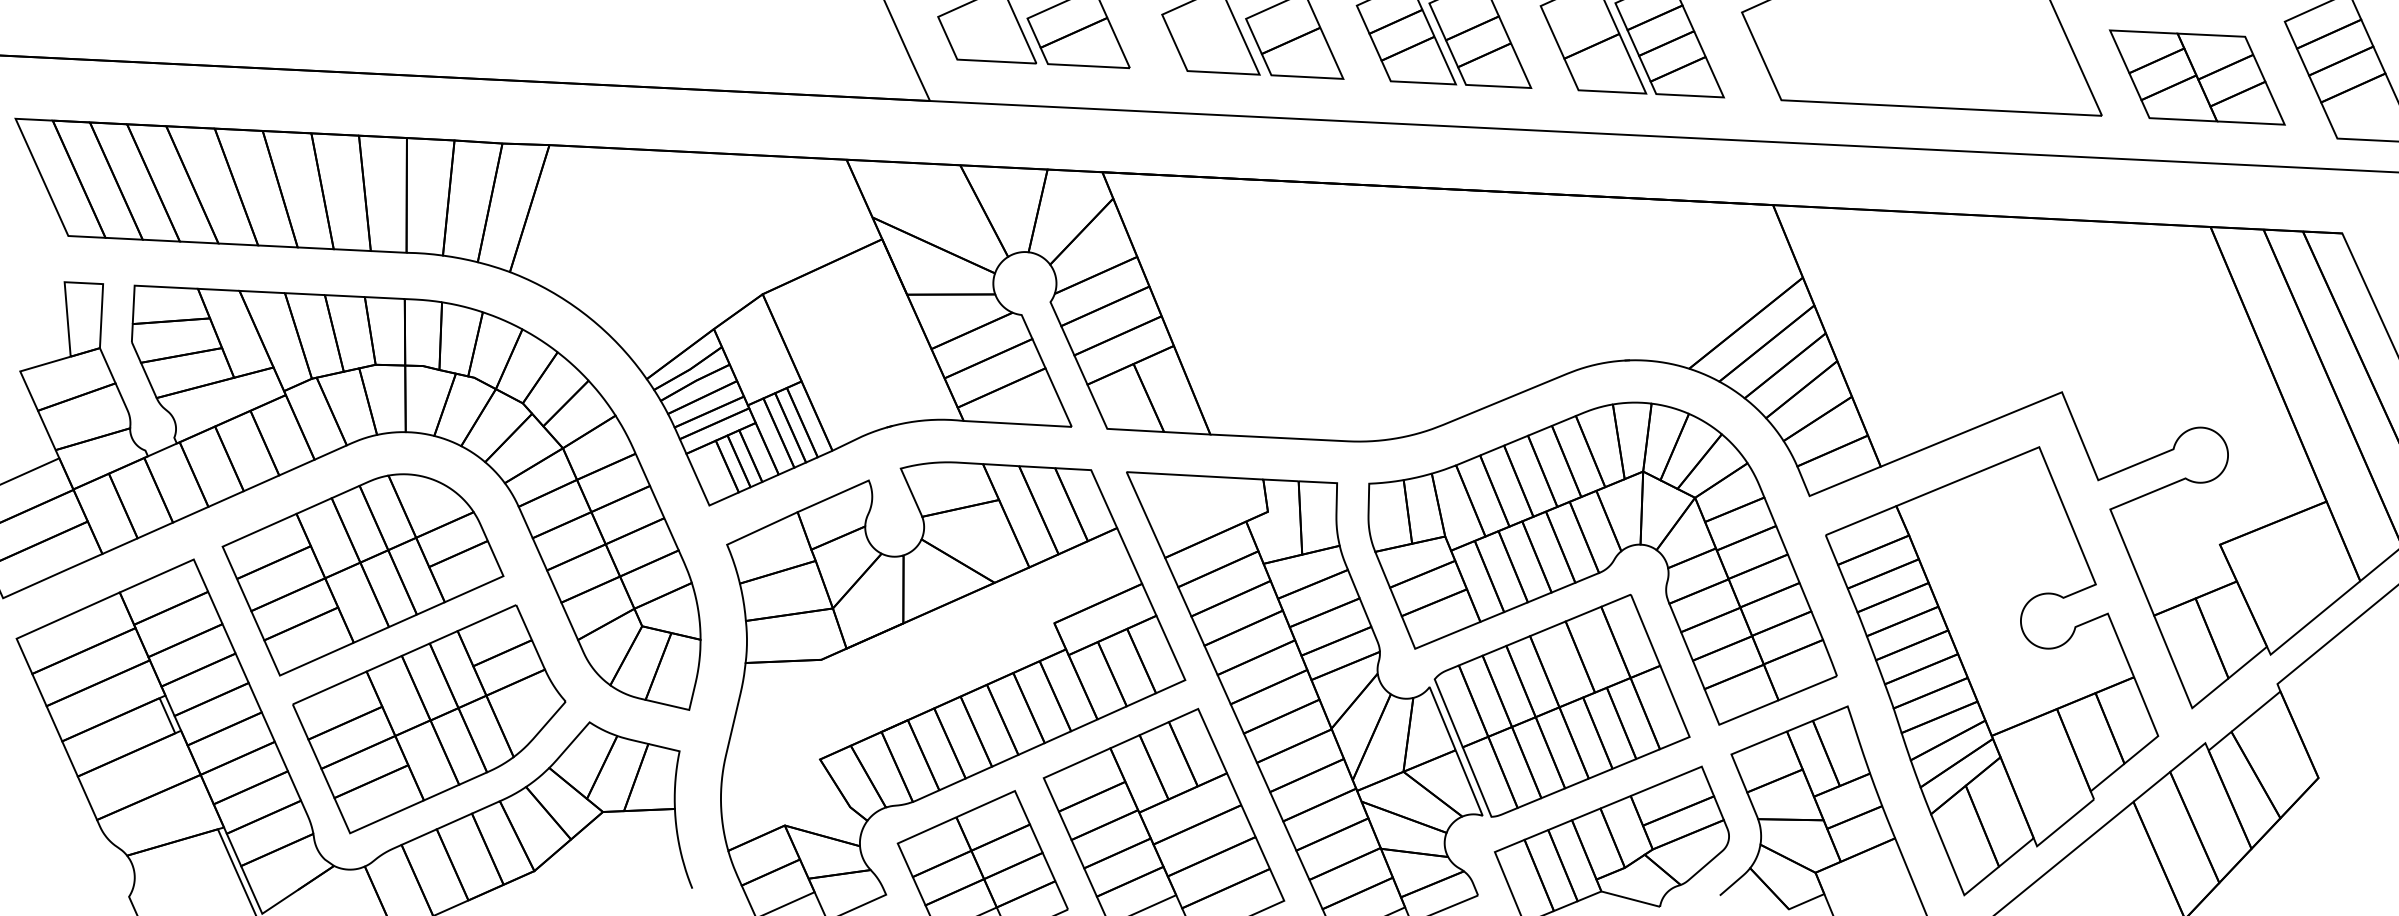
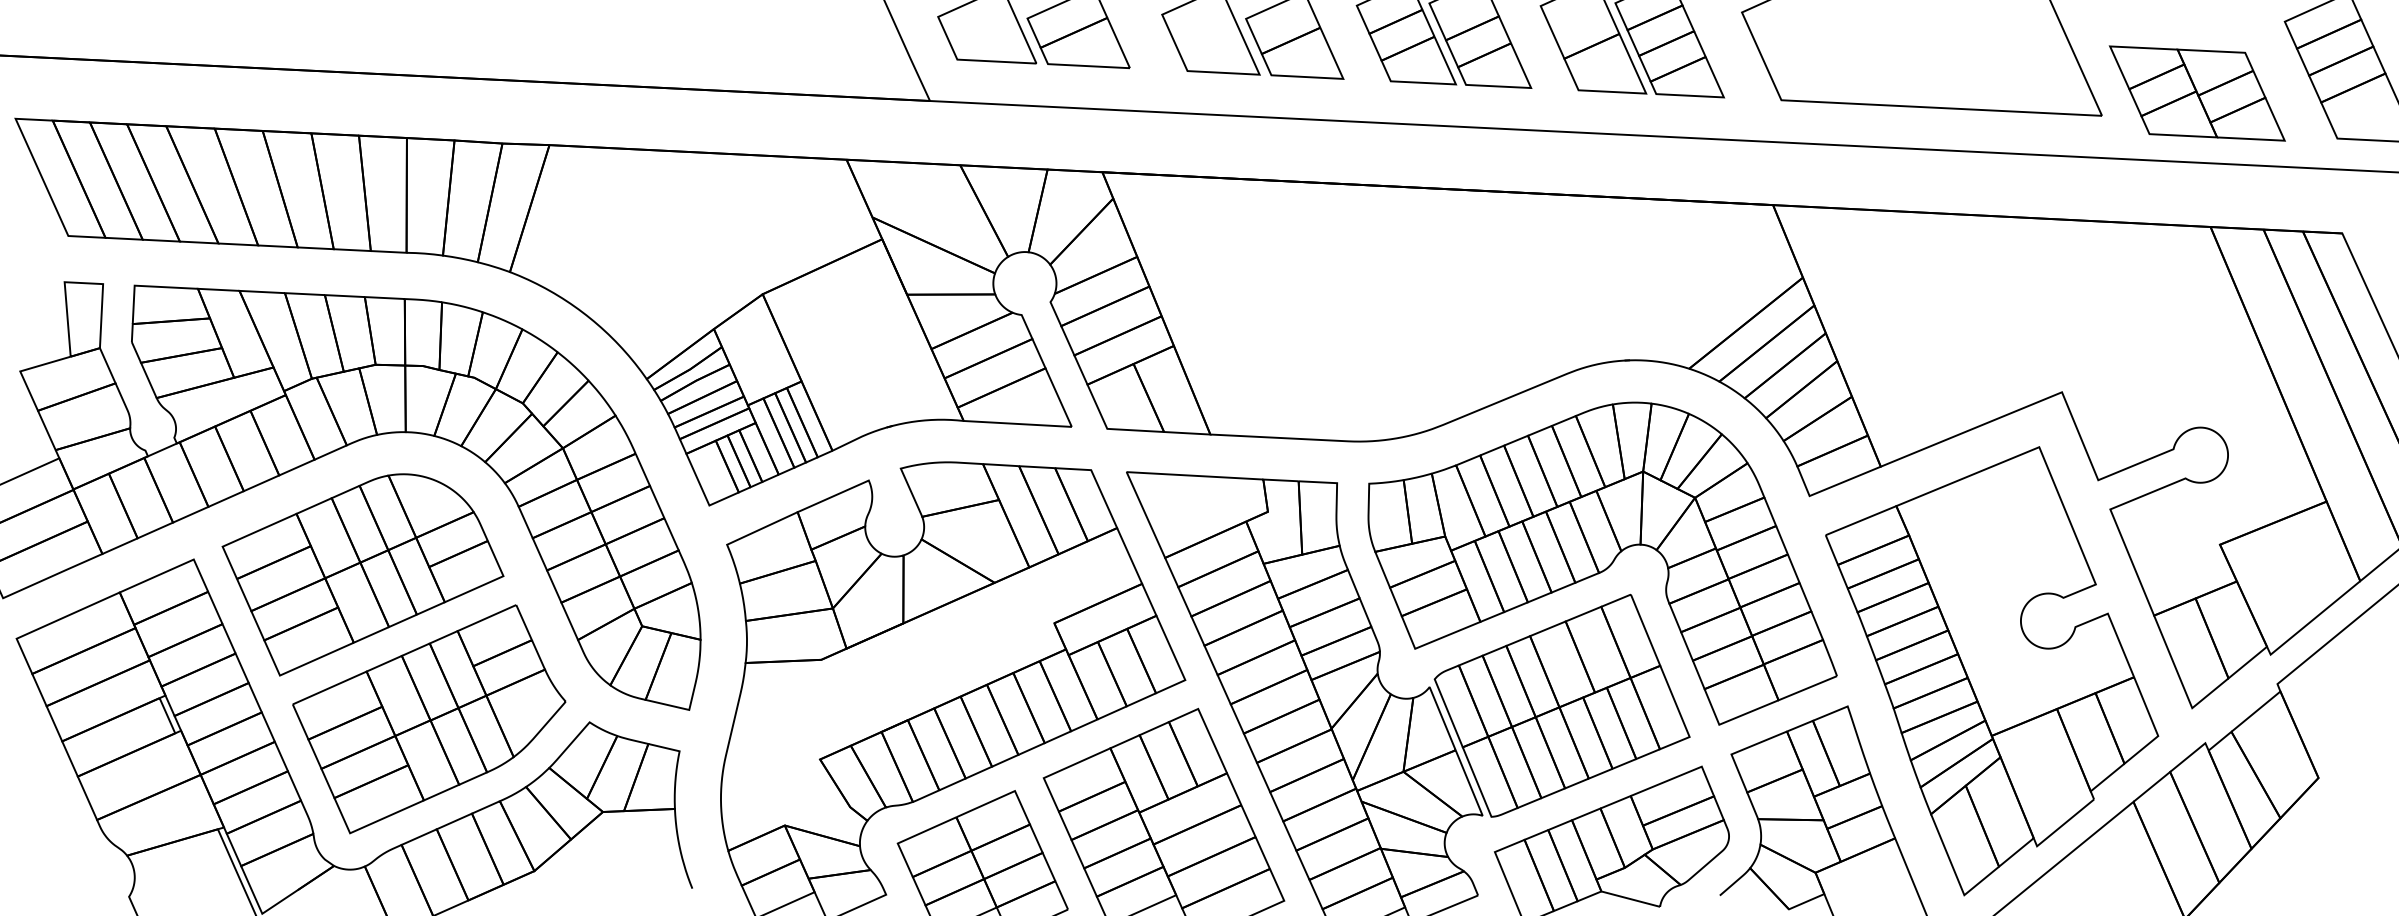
part position: (2196, 77) -> (2196, 93) (2196, 93)
